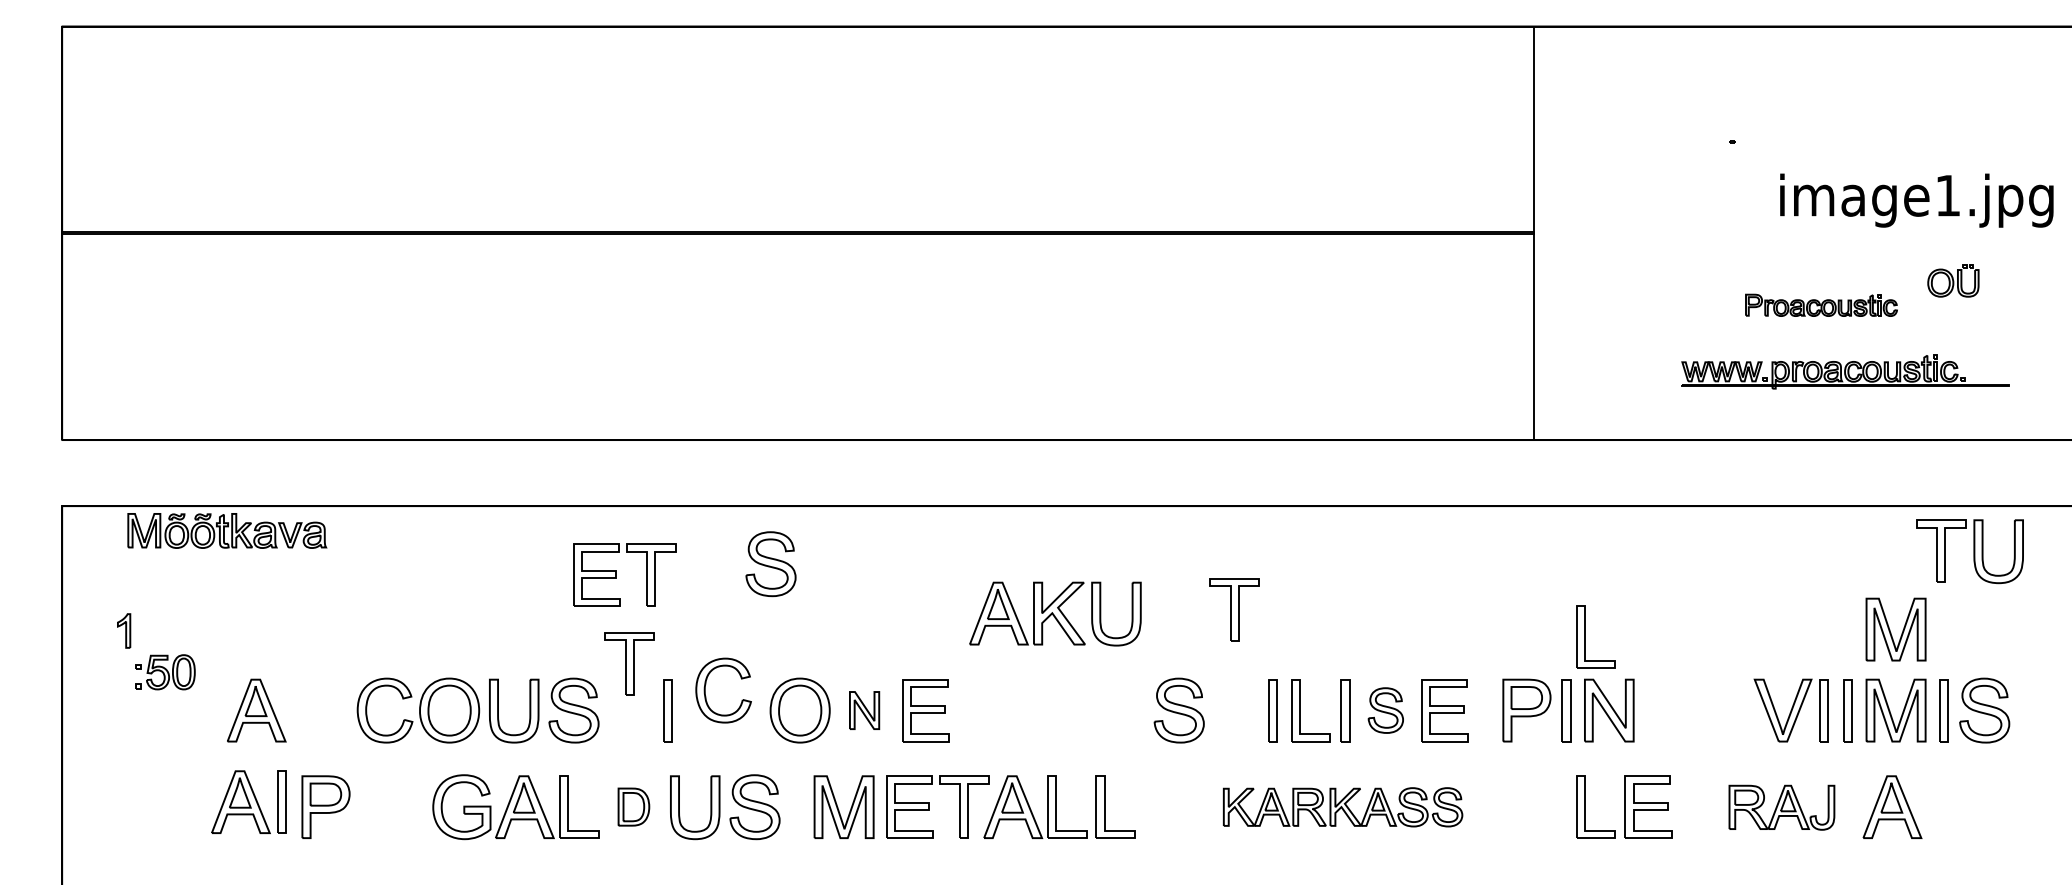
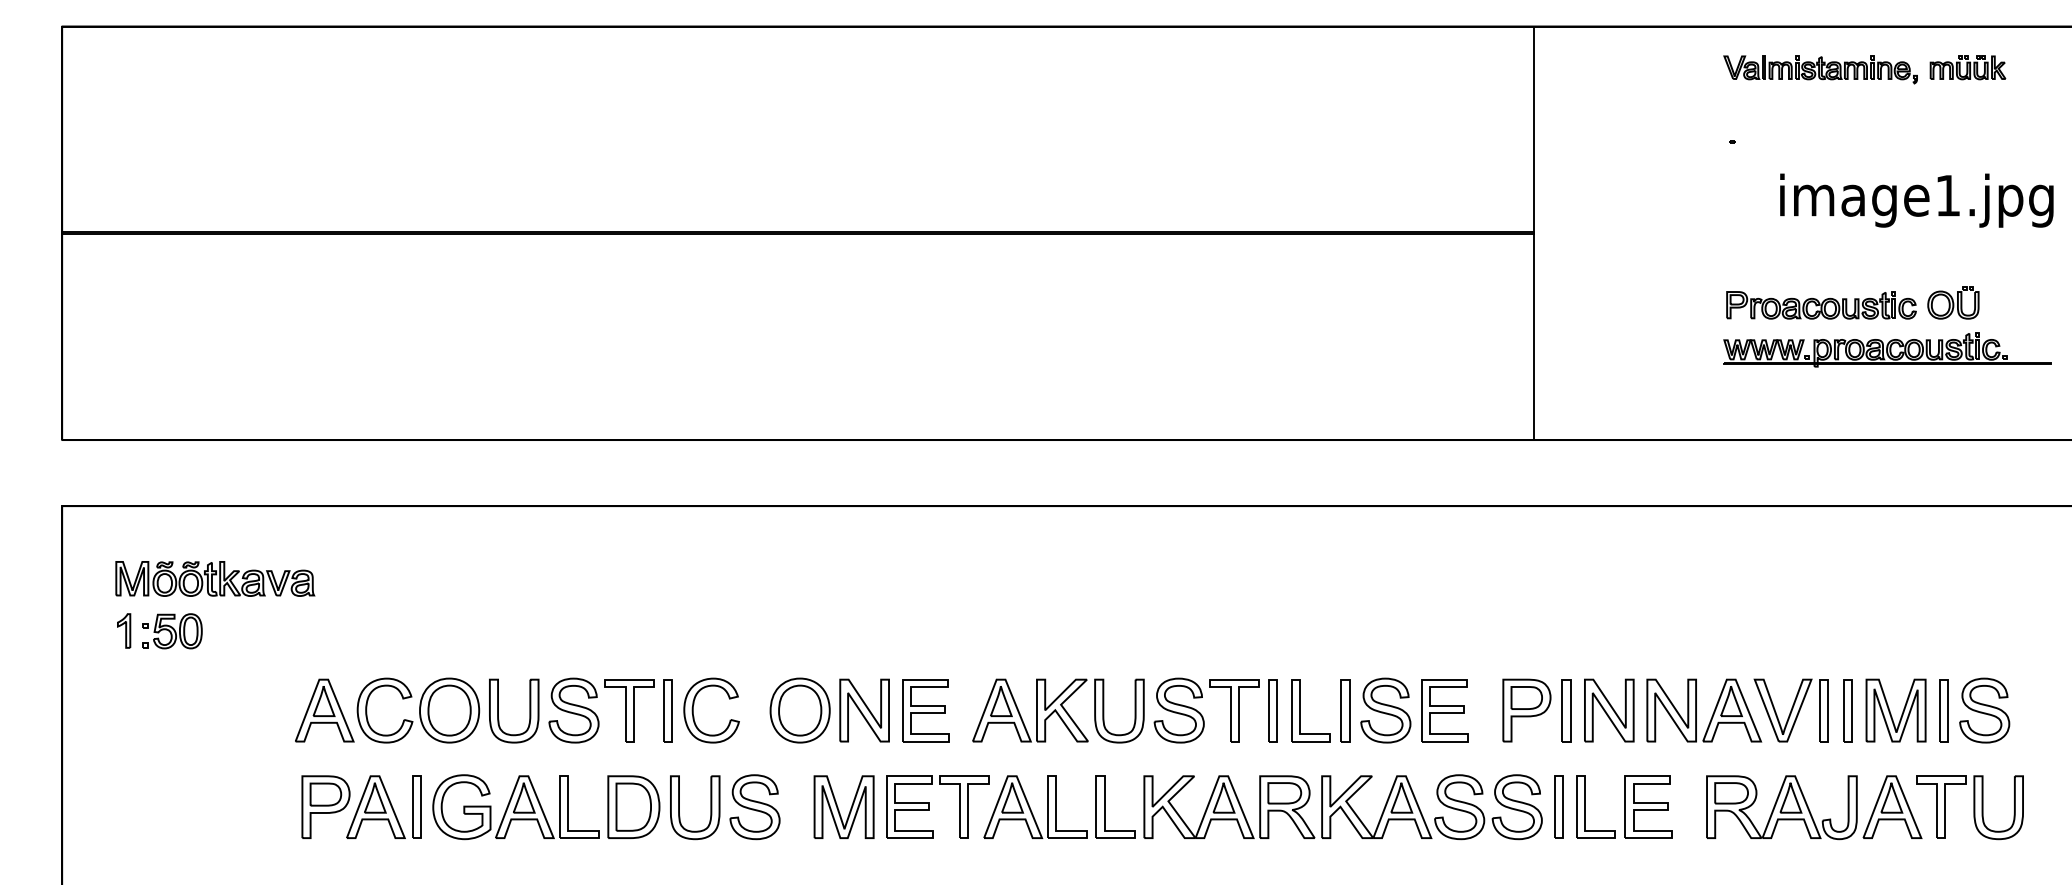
part: none -> present (1967, 67)
part: none -> present (1820, 69)
part position: (1953, 280) -> (1953, 302) (1953, 302)
part size: 153x24 px -> 191x29 px (1821, 305)
part position: (1845, 371) -> (1887, 349) (1887, 349)
part position: (227, 530) -> (215, 578) (215, 578)
part position: (1969, 551) -> (1969, 807) (1969, 807)
part: present -> none (770, 564)
part: present -> none (616, 574)
part position: (1234, 609) -> (1234, 710) (1234, 710)
part position: (1055, 613) -> (1058, 710) (1058, 710)
part: present -> none (1895, 629)
part: present -> none (1585, 636)
part position: (629, 663) -> (629, 710) (629, 710)
part position: (165, 672) -> (172, 631) (172, 631)
part position: (705, 690) -> (693, 710) (693, 710)
part position: (256, 710) -> (324, 710) (324, 710)
part size: 32x39 px -> 51x65 px (864, 710)
part size: 37x47 px -> 52x67 px (1385, 710)
part: none -> present (1696, 710)
part position: (248, 801) -> (383, 806) (383, 806)
part size: 34x40 px -> 54x64 px (633, 806)
part: none -> present (1558, 806)
part size: 242x41 px -> 400x67 px (1342, 807)
part size: 108x47 px -> 152x66 px (1781, 807)
